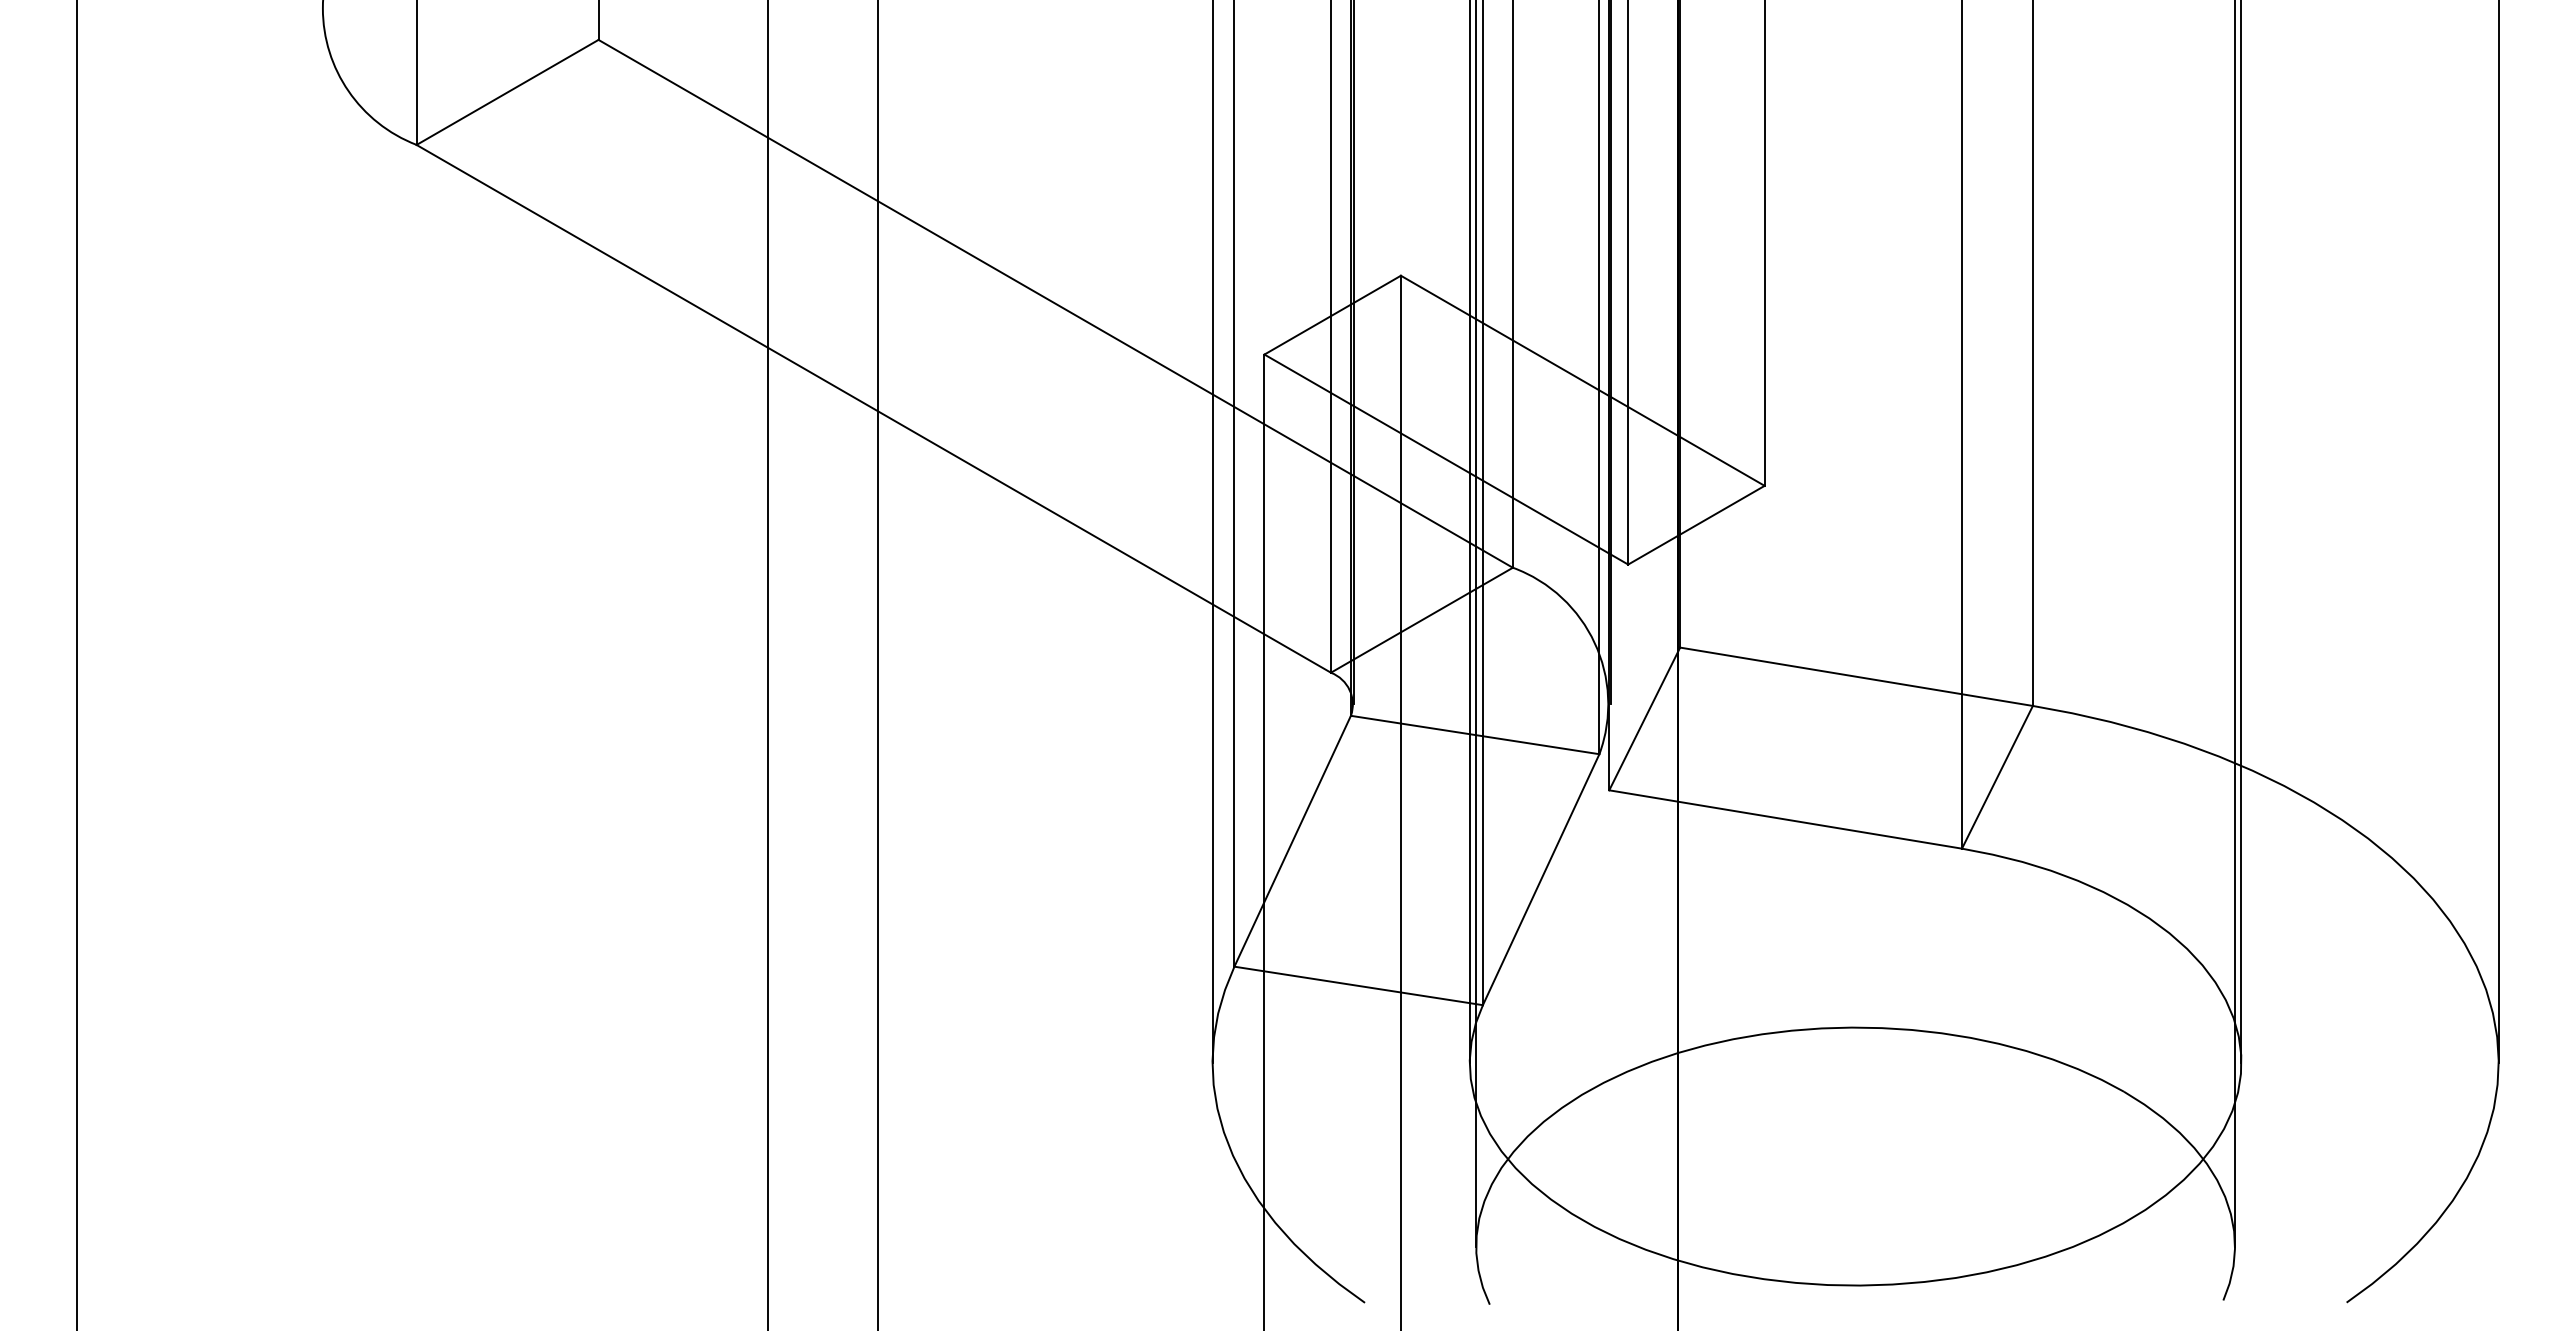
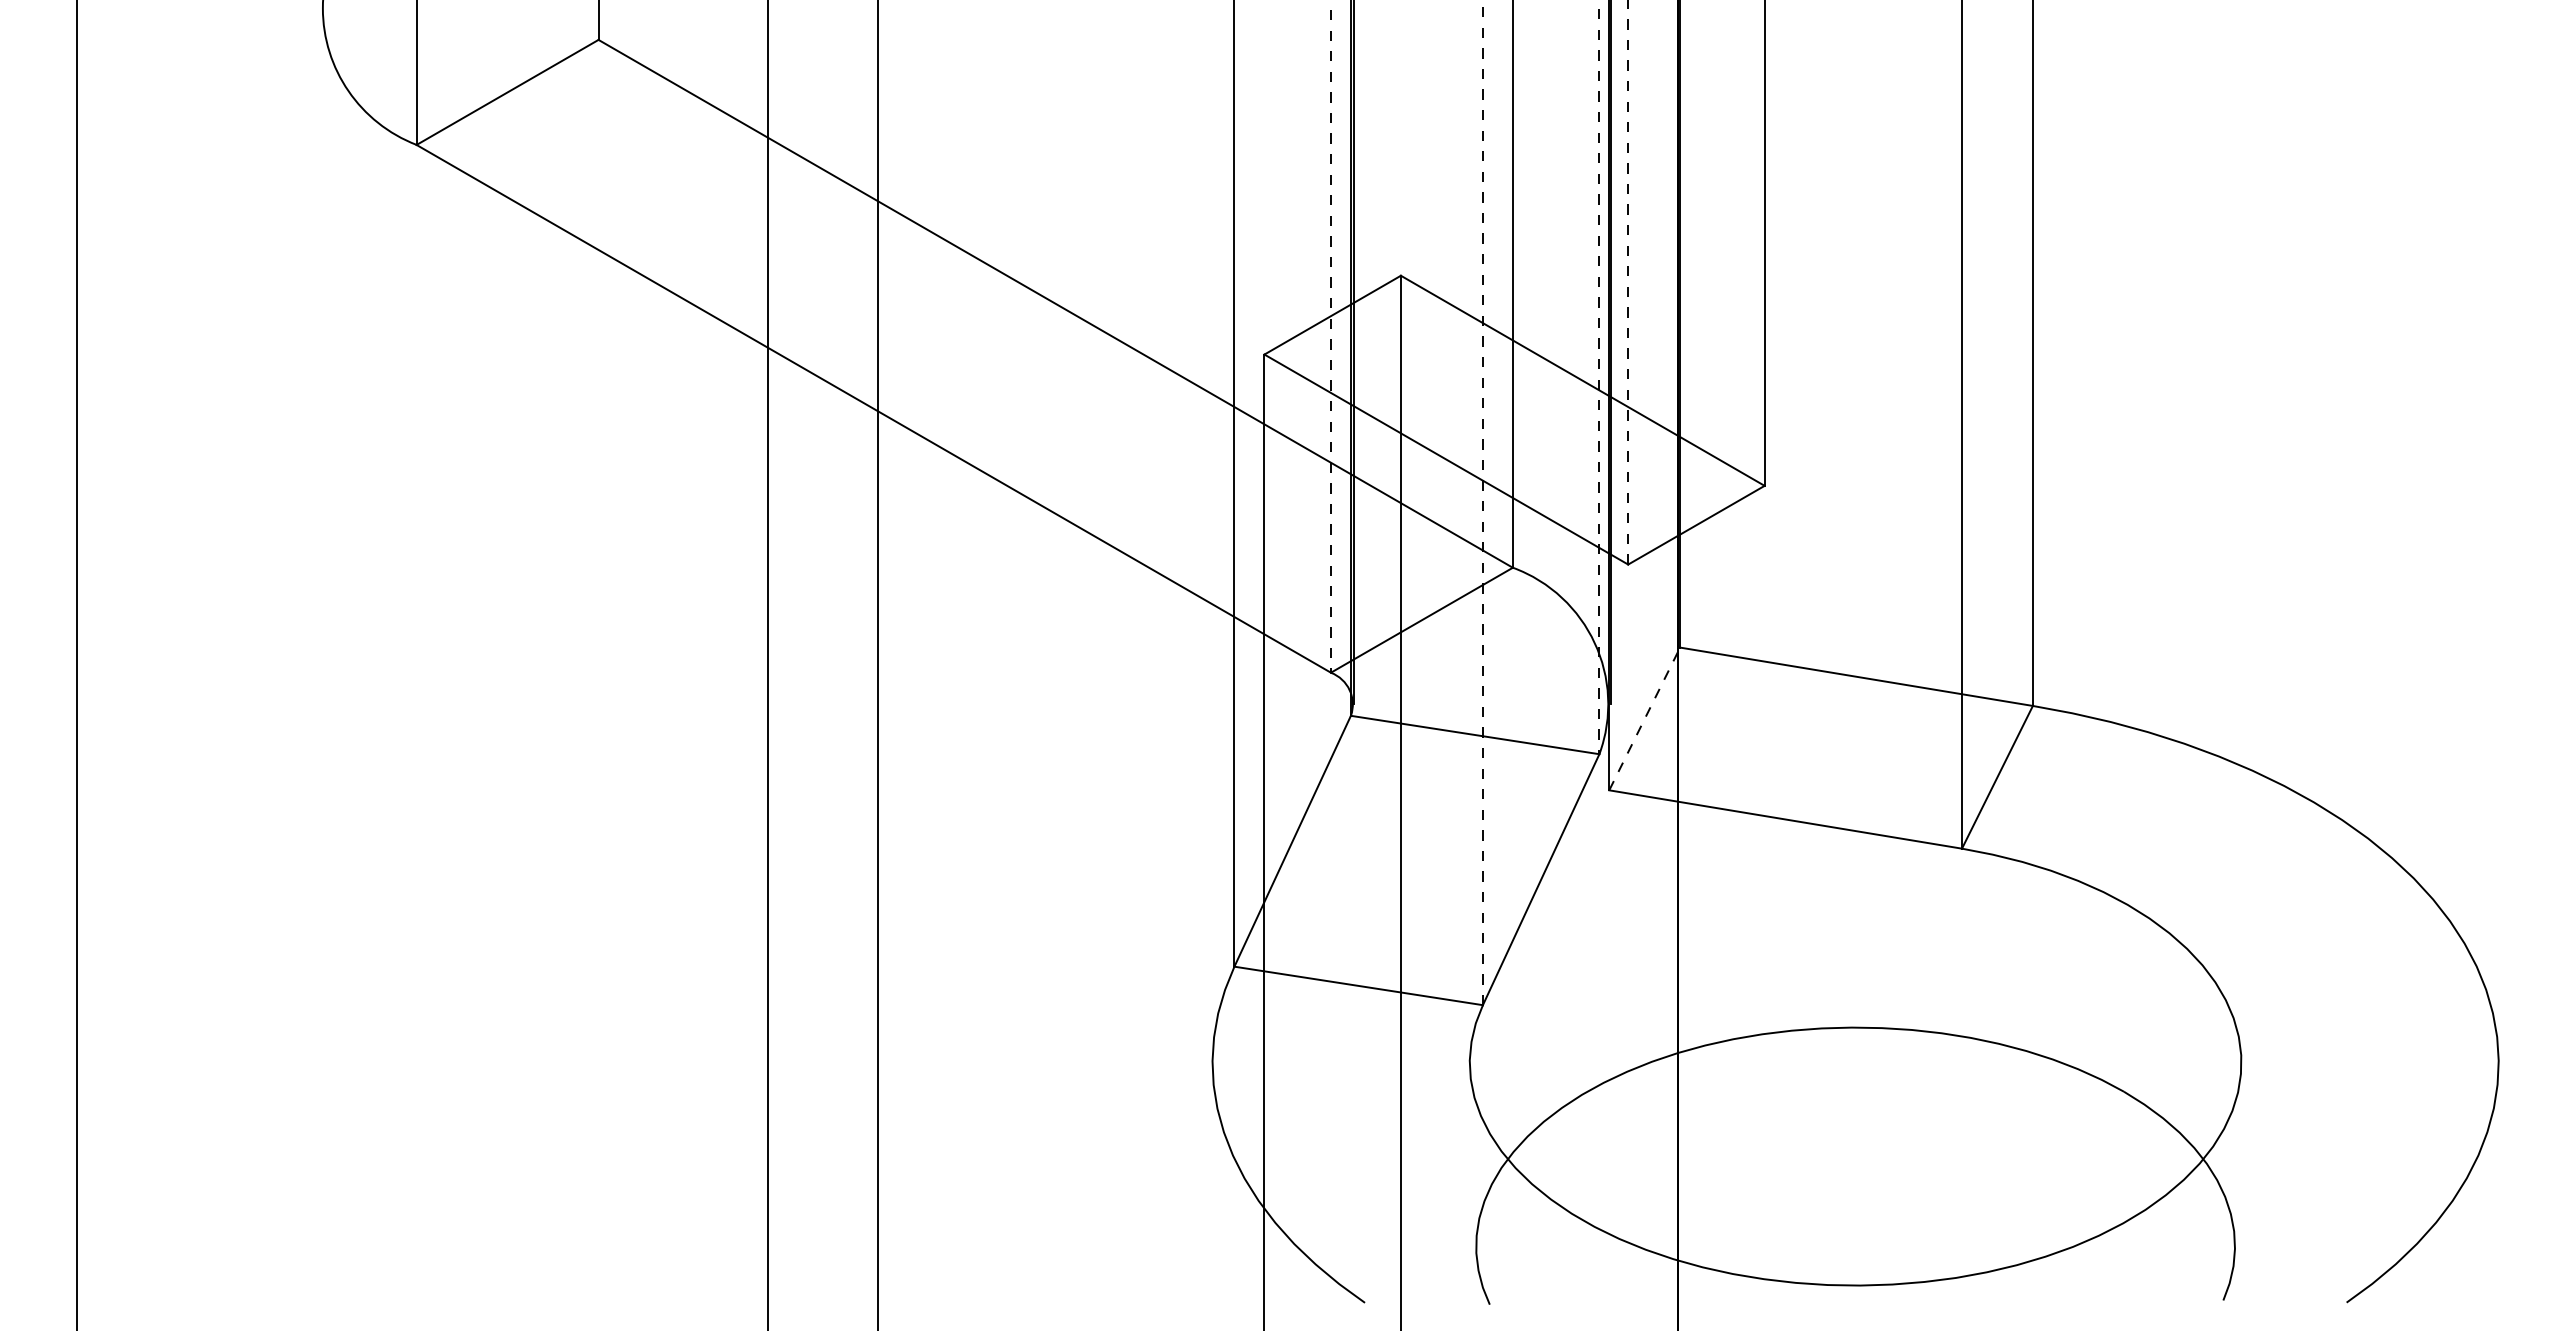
line: solid -> dashed (1628, 282)
line: solid -> dashed (1330, 336)
line: solid -> dashed (1599, 377)
line: solid -> dashed (1482, 502)
line: present -> none (1212, 532)
line: present -> none (1469, 532)
line: present -> none (2241, 532)
line: present -> none (2498, 532)
line: present -> none (1476, 624)
line: present -> none (2235, 624)
line: solid -> dashed (1644, 718)
